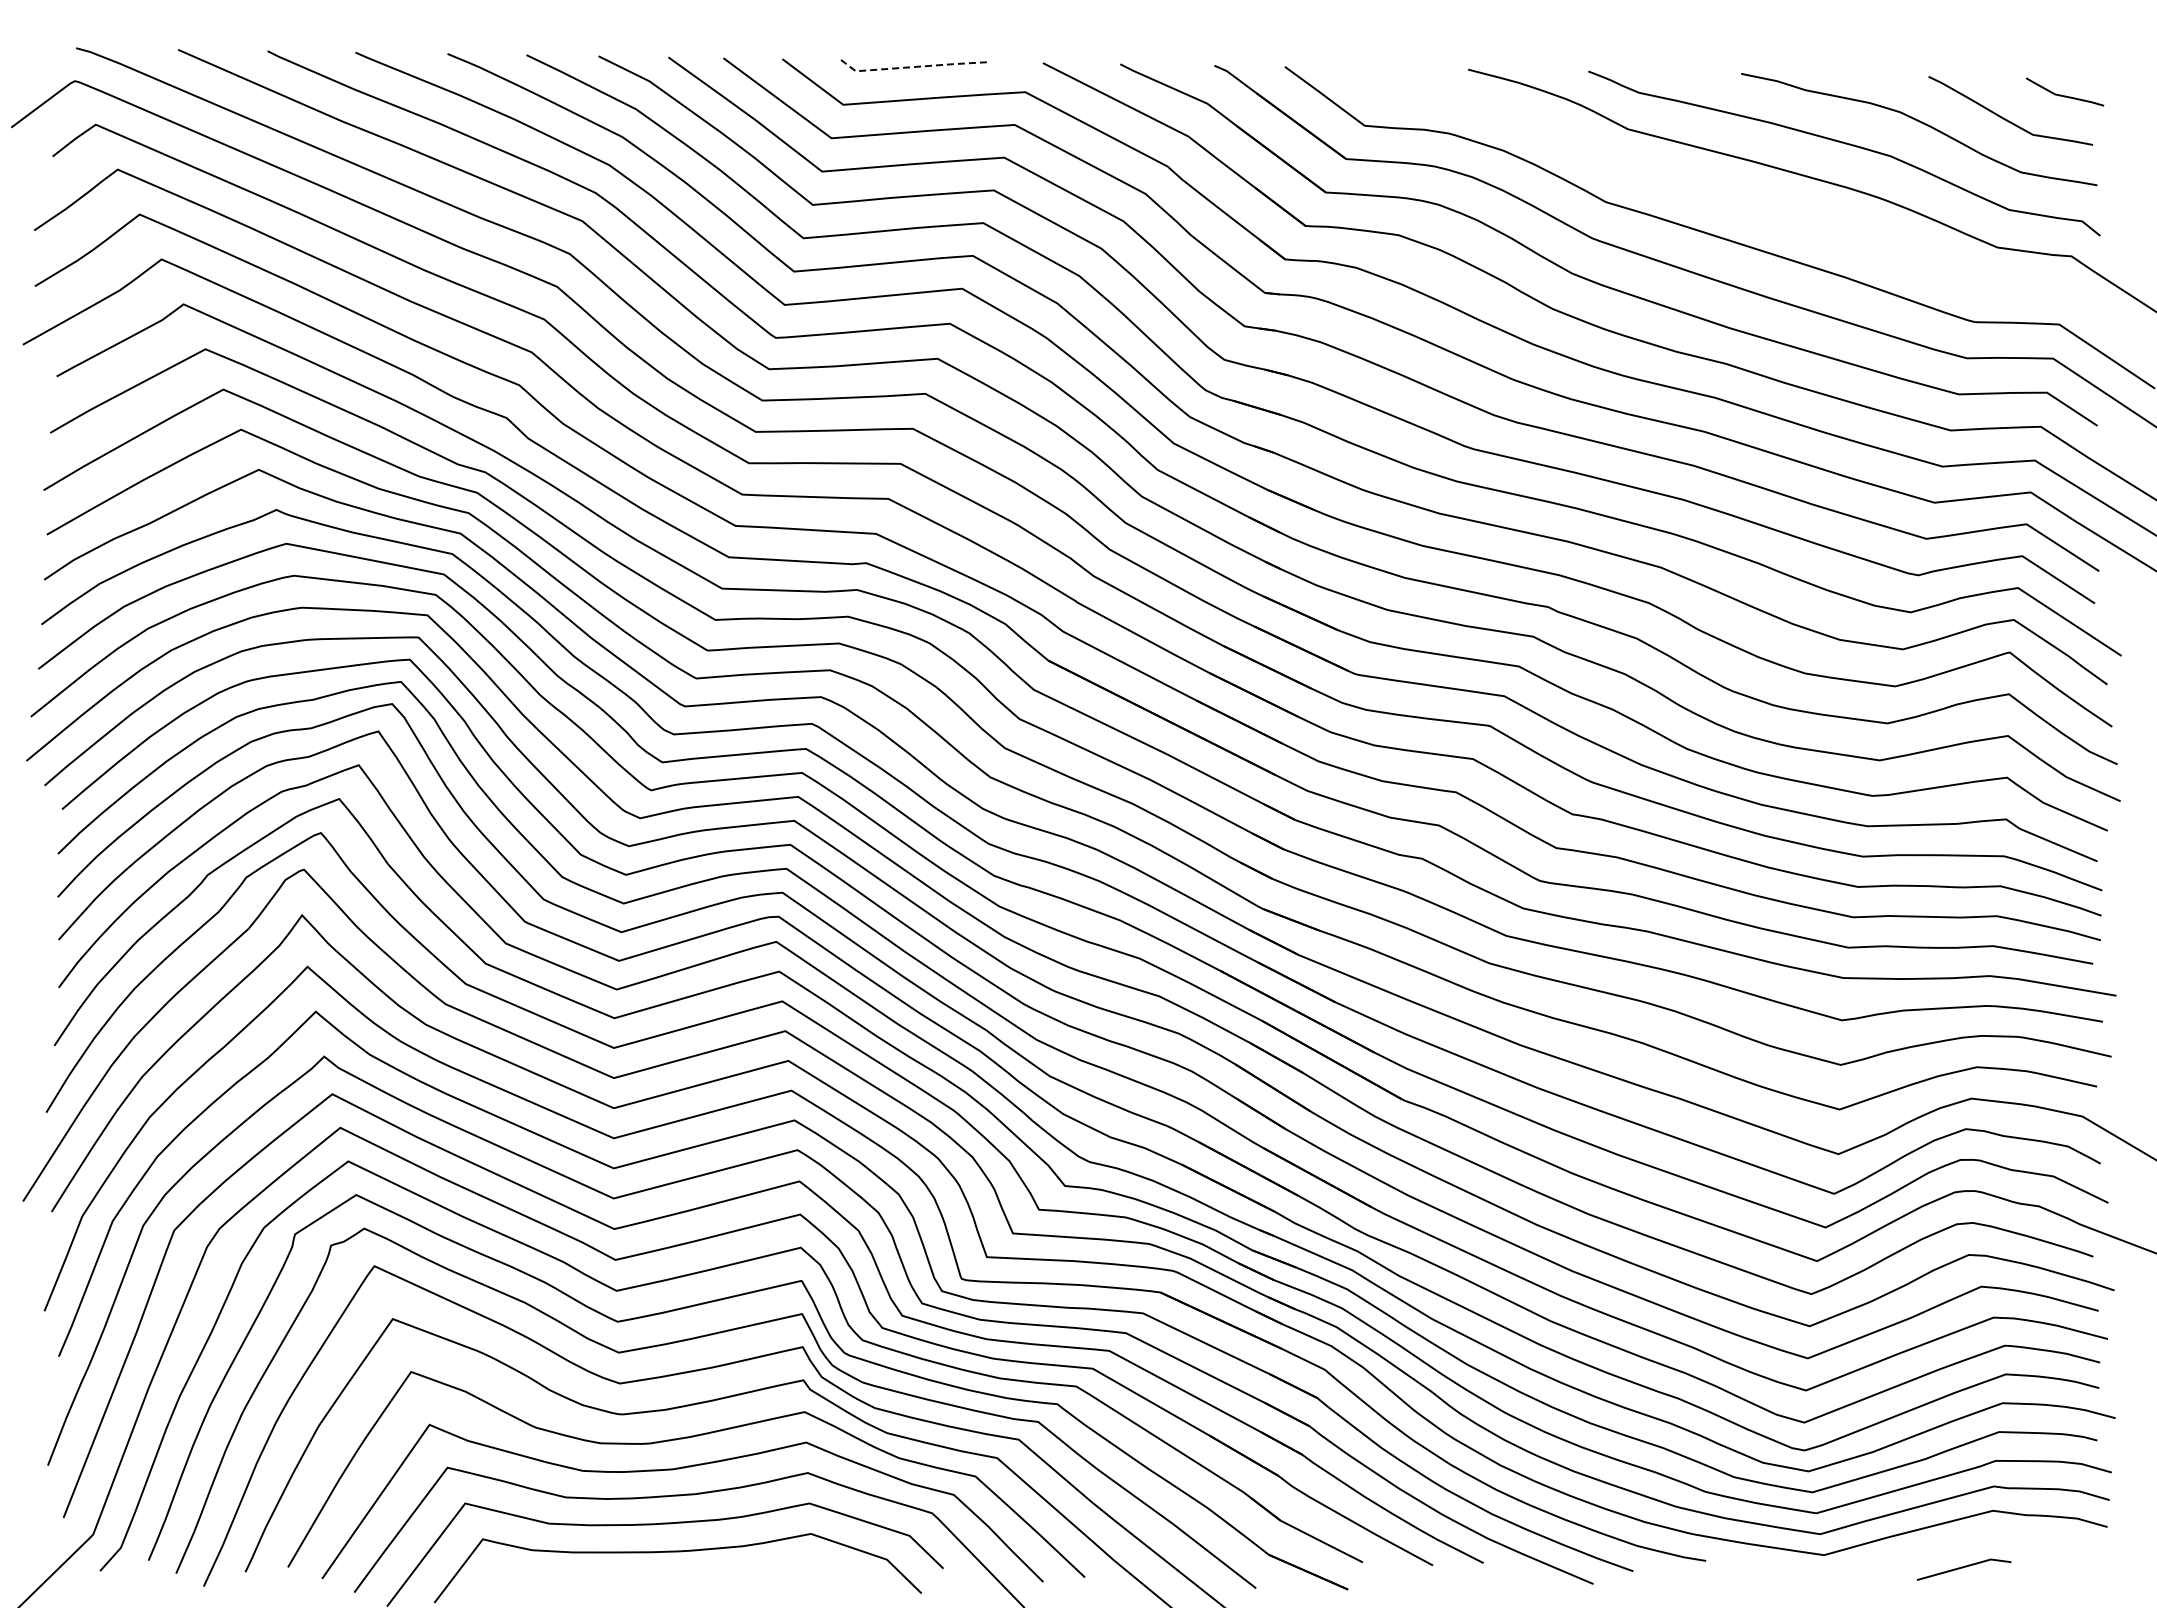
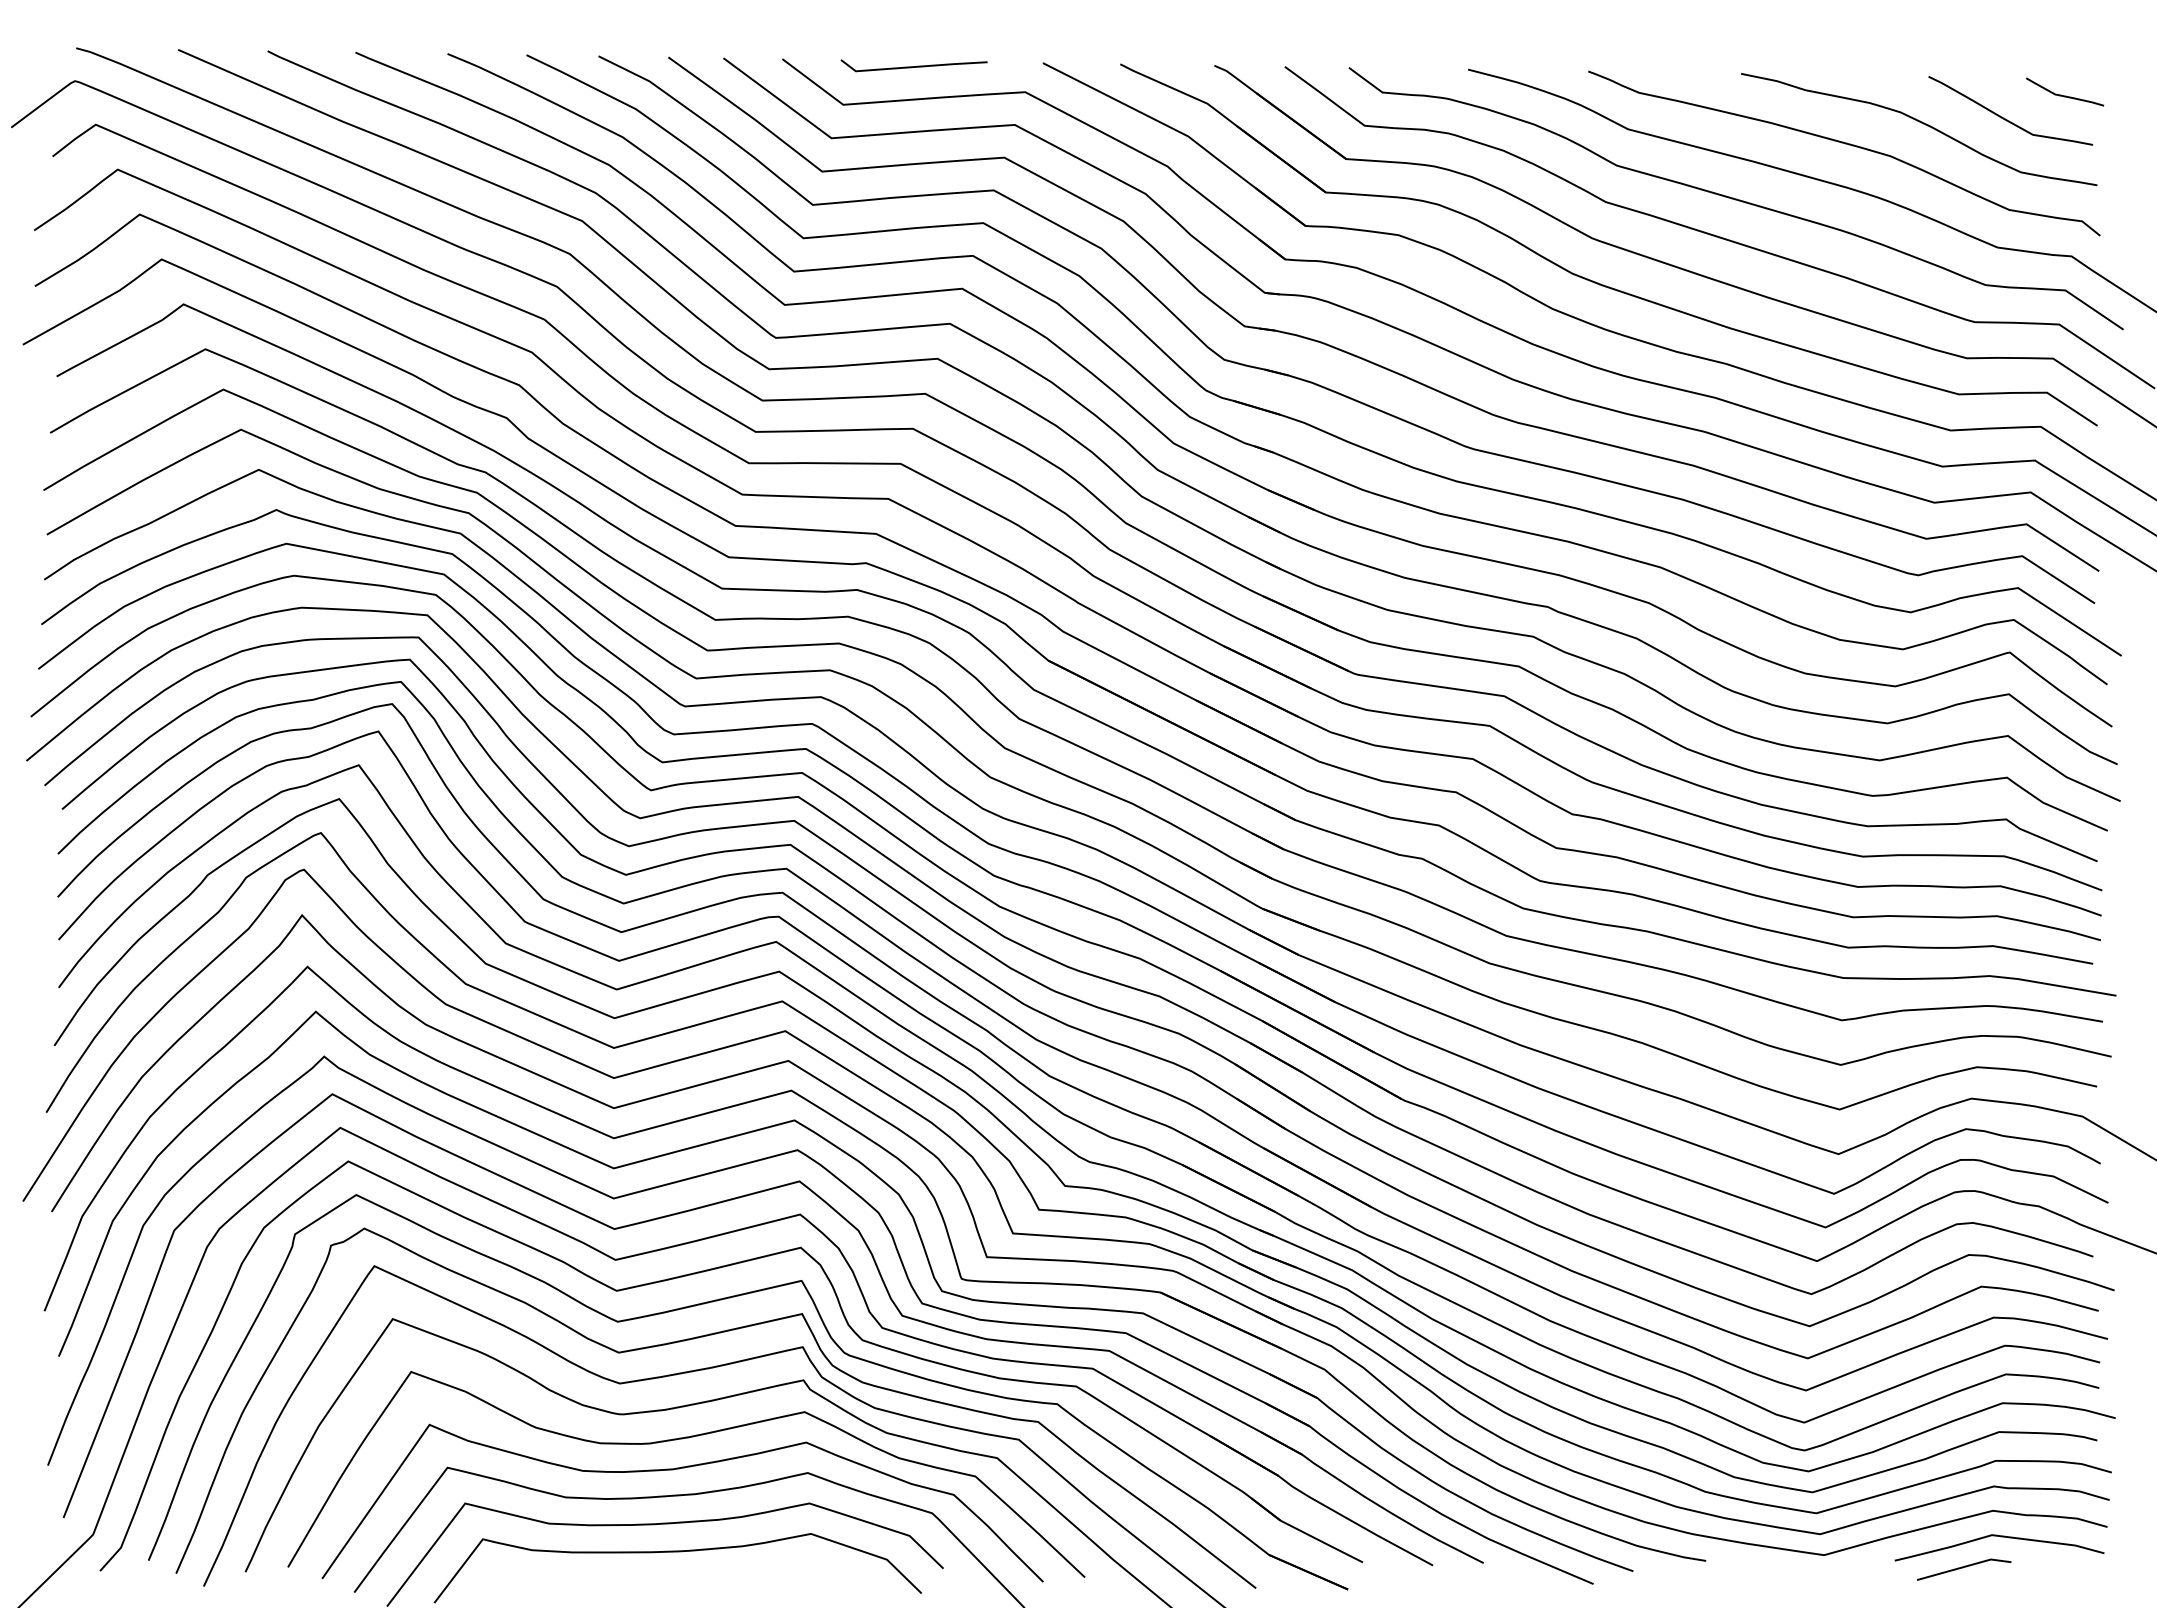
line: dashed -> solid (912, 67)
curve: none -> present (1735, 198)
curve: none -> present (2000, 1537)
